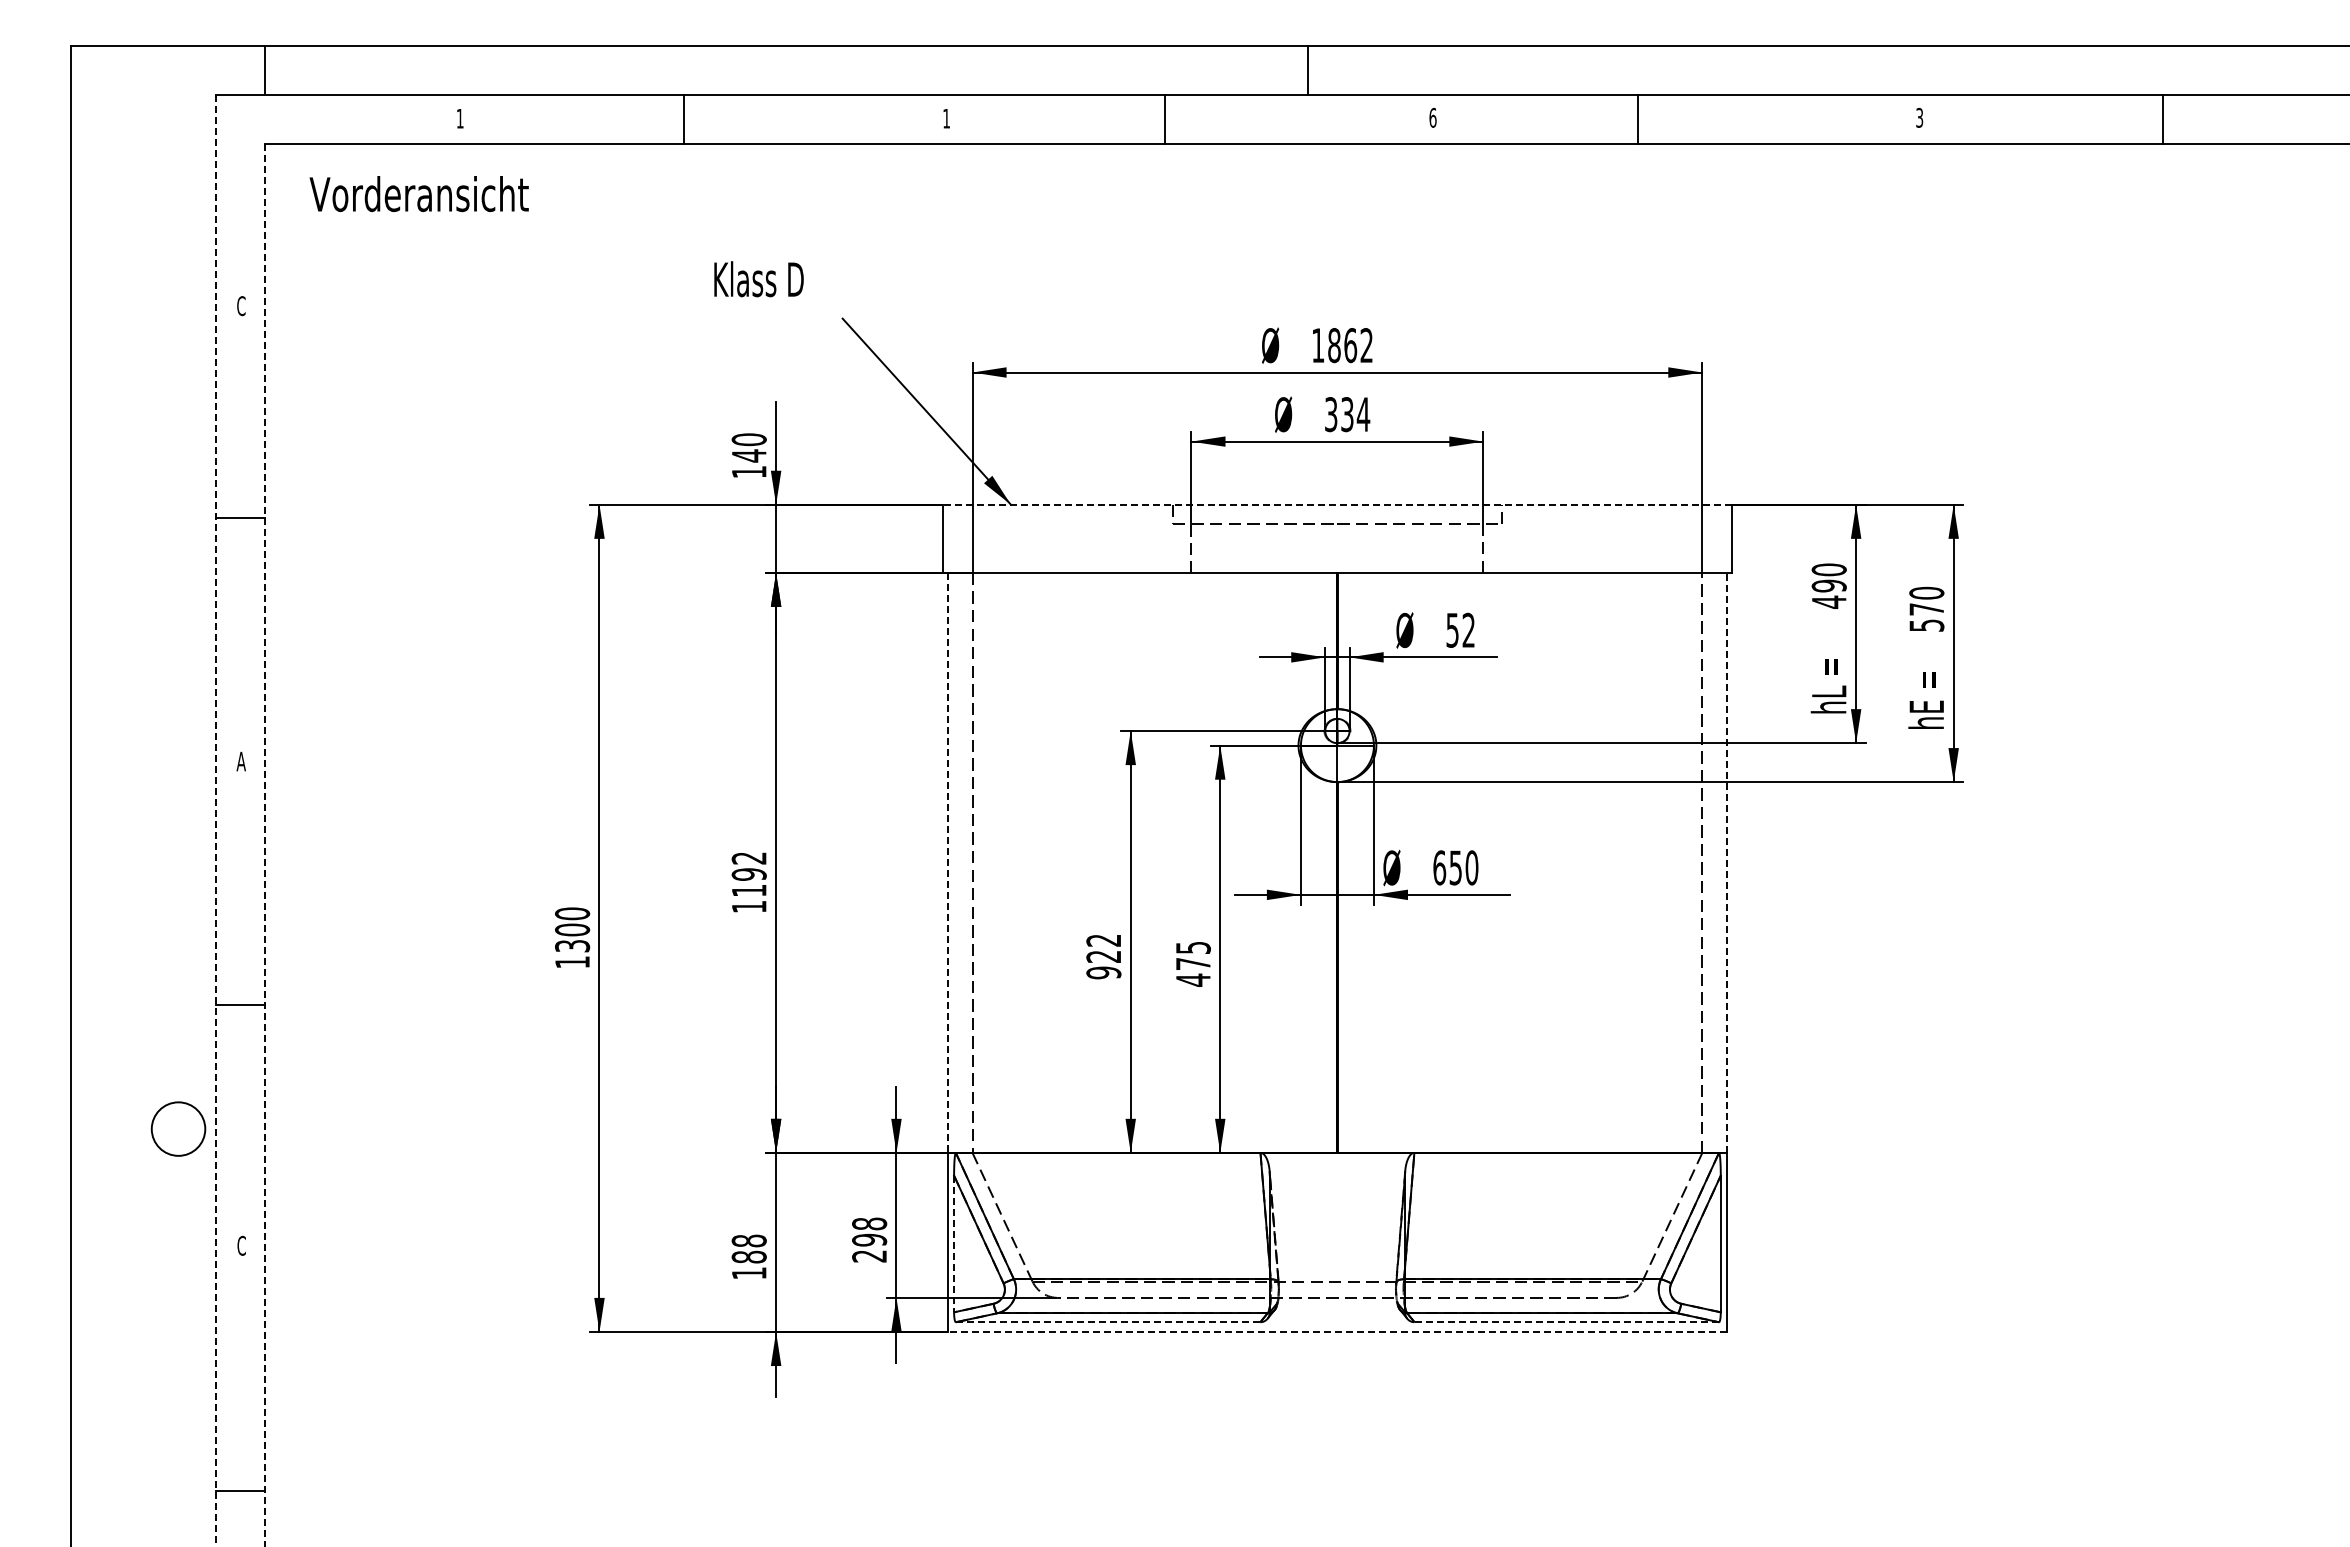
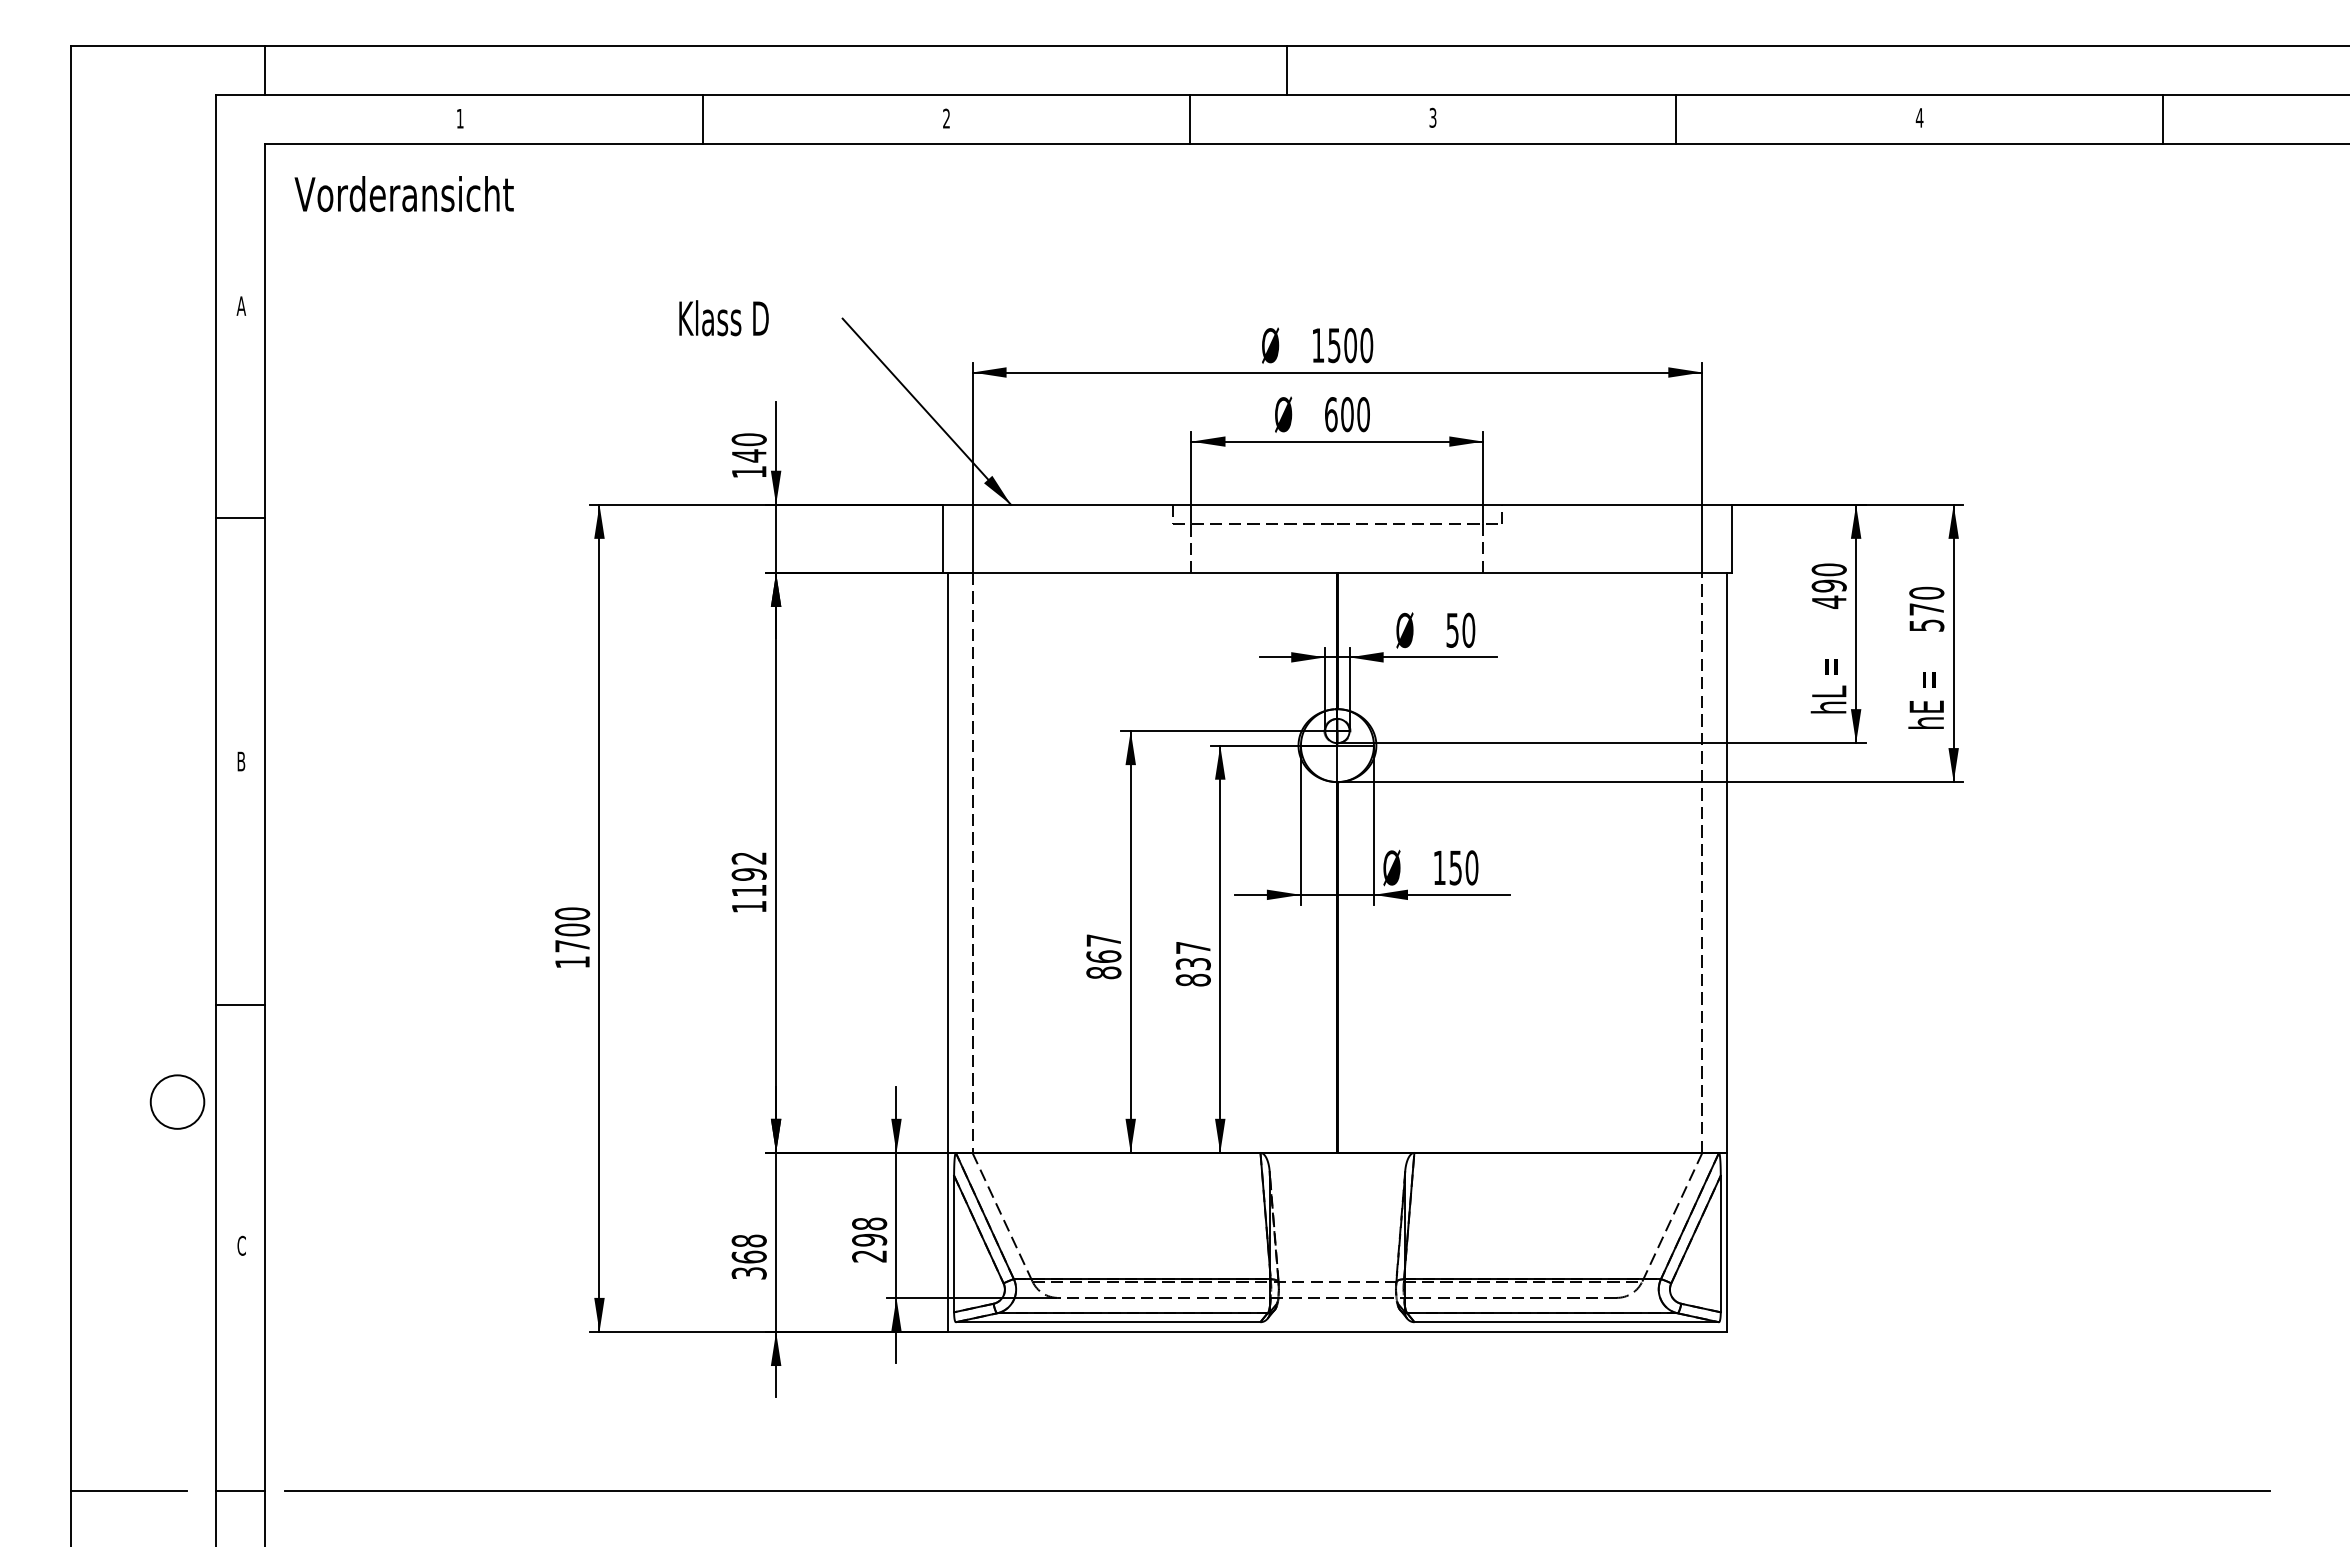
line position: (1307, 70) -> (1286, 70) (1286, 70)
text: 6 -> 3 (1432, 117)
text: 3 -> 4 (1919, 117)
line position: (684, 118) -> (703, 118) (703, 118)
text: 1 -> 2 (946, 118)
line position: (1164, 118) -> (1189, 118) (1189, 118)
line position: (1638, 118) -> (1676, 118) (1676, 118)
text position: (418, 194) -> (403, 194) (403, 194)
text position: (758, 279) -> (723, 318) (723, 318)
text: C -> A (241, 306)
text: 1862 -> 1500 (1350, 345)
text: 334 -> 600 (1347, 414)
line: dashed -> solid (1336, 504)
text: 52 -> 50 (1468, 629)
text: A -> B (240, 761)
line: dashed -> solid (216, 820)
line: dashed -> solid (265, 845)
line: dashed -> solid (948, 862)
line: dashed -> solid (1726, 862)
text: 650 -> 150 (1439, 867)
text: 1300 -> 1700 (572, 946)
text: 922 -> 867 (1103, 956)
text: 475 -> 837 (1192, 964)
circle position: (178, 1128) -> (177, 1101) (177, 1101)
line: dashed -> solid (954, 1244)
text: 188 -> 368 (748, 1264)
line: dashed -> solid (1107, 1322)
line: dashed -> solid (1566, 1322)
line: dashed -> solid (1336, 1331)
line: none -> present (128, 1491)
line: none -> present (1276, 1491)
